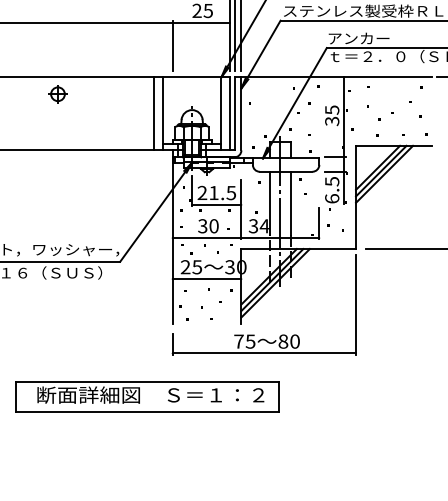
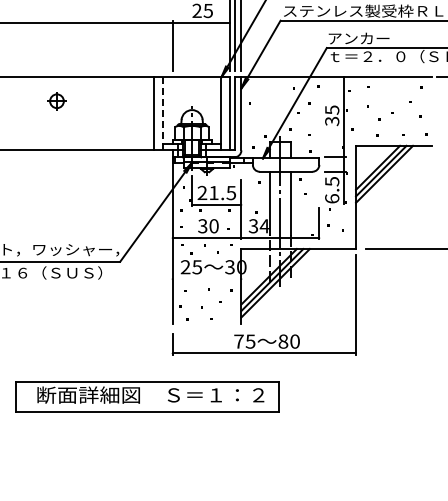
part position: (57, 94) -> (56, 101) (56, 101)
line: solid -> dashed (163, 113)
line: present -> none (206, 279)
